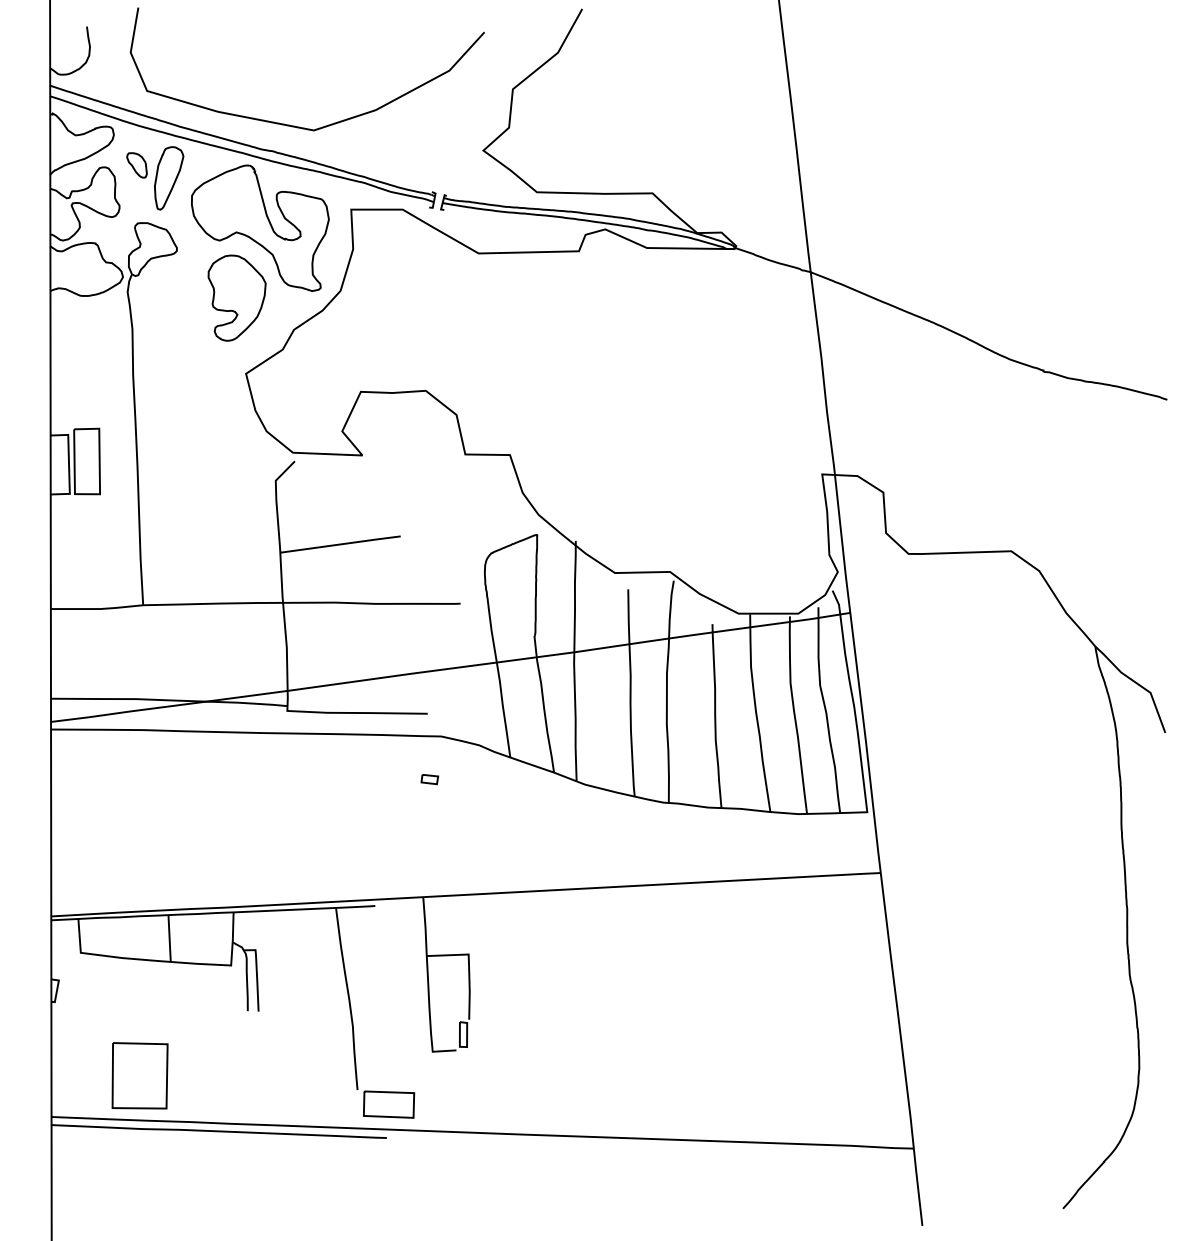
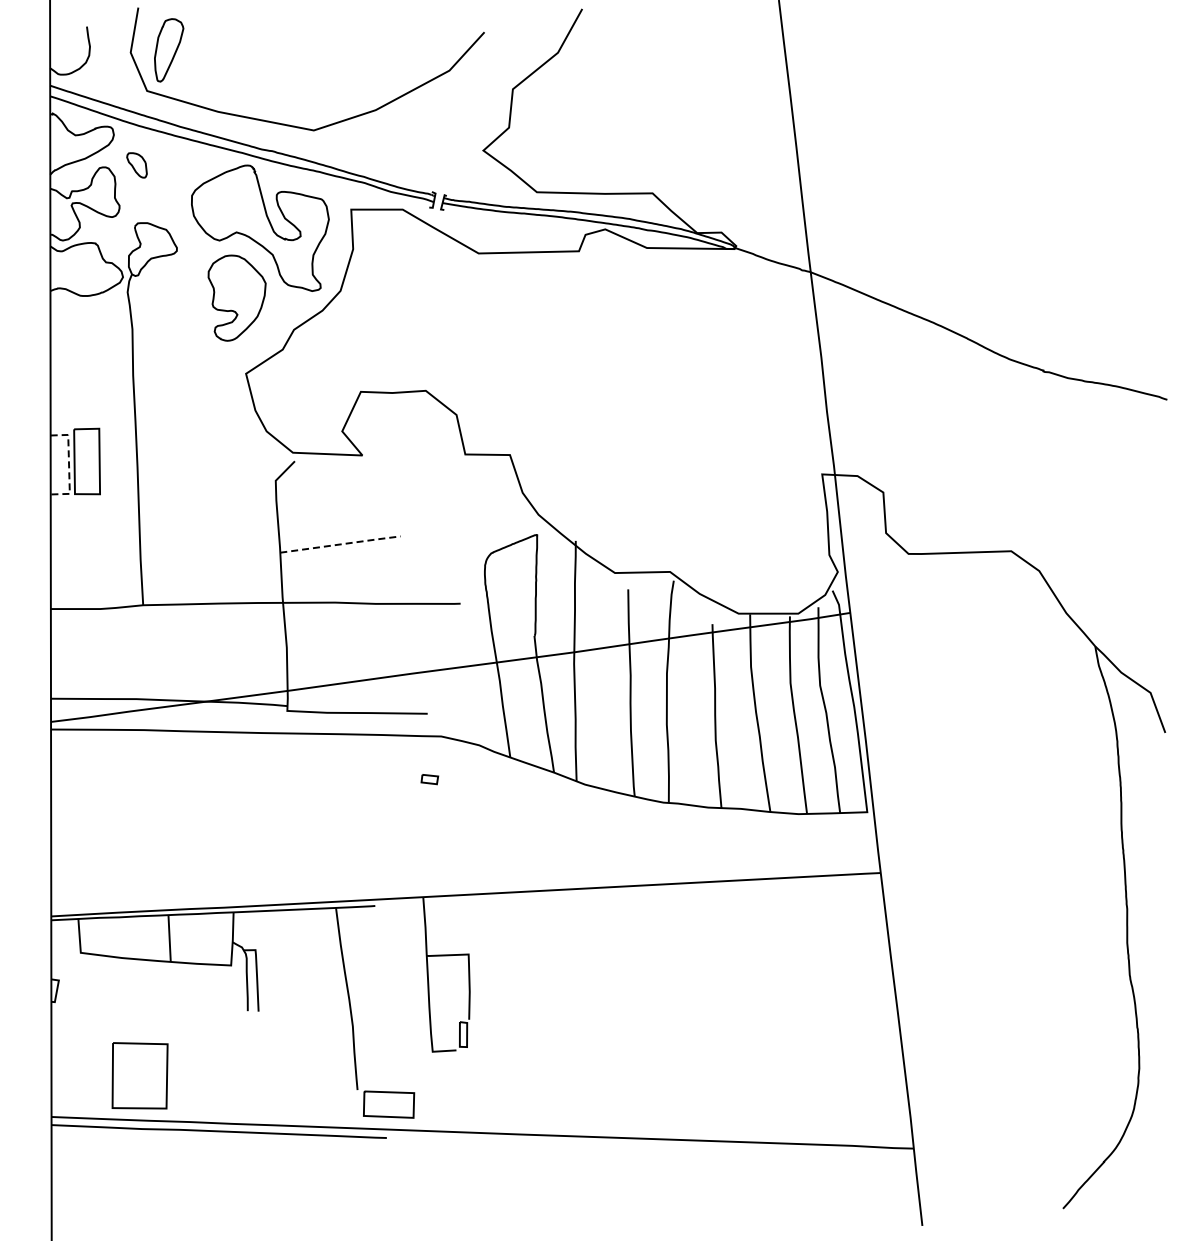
part position: (169, 178) -> (169, 50) (169, 50)
line: solid -> dashed (69, 465)
line: solid -> dashed (341, 544)
